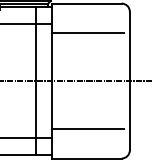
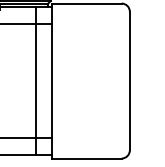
line: present -> none (87, 33)
line: present -> none (76, 81)
line: present -> none (87, 128)
